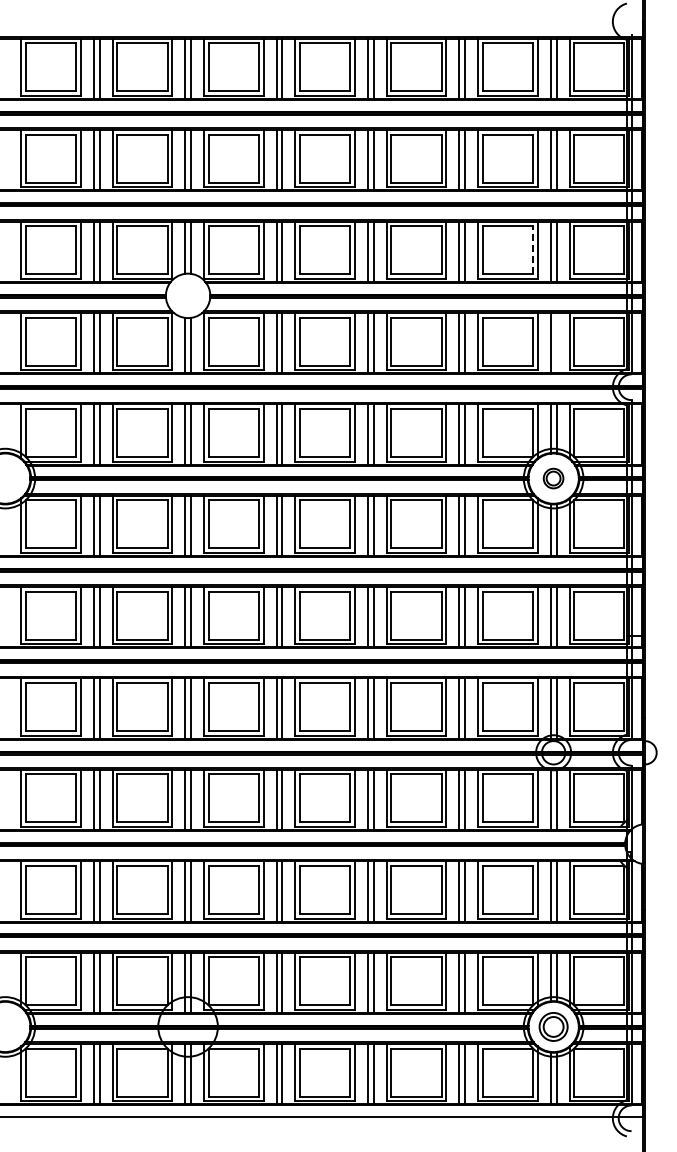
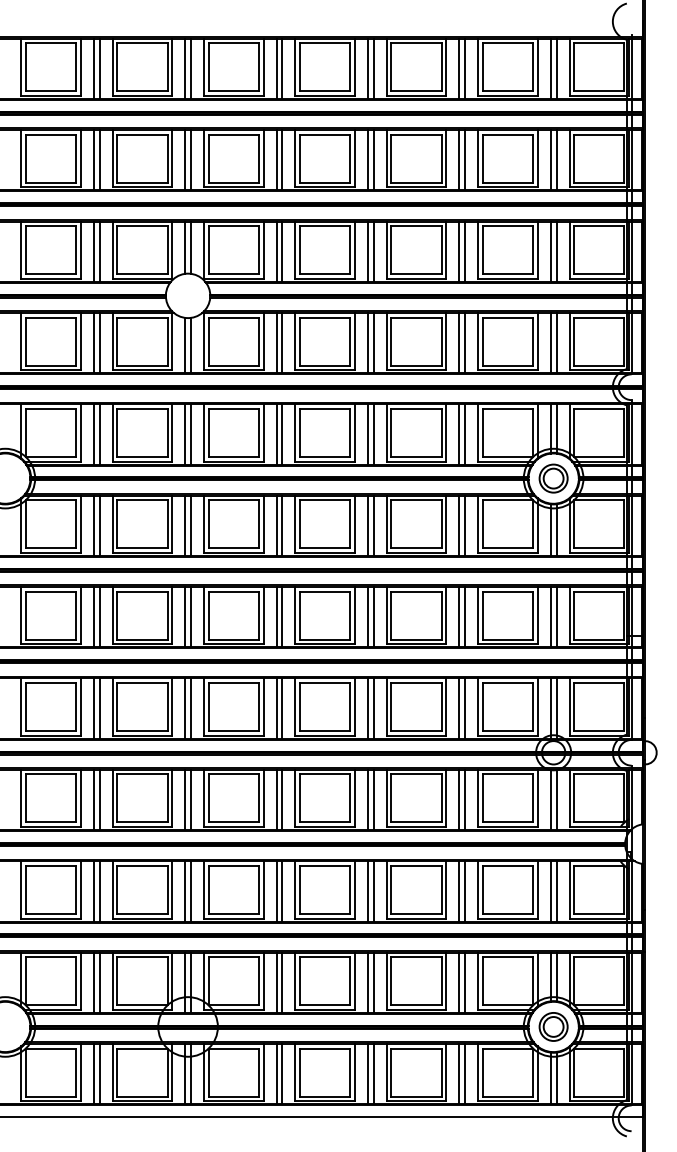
line: dashed -> solid (533, 250)
line: none -> present (556, 342)
part size: 23x23 px -> 31x31 px (553, 478)
